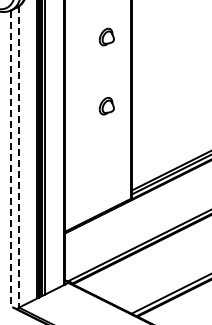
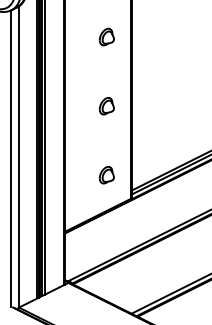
line: dashed -> solid (18, 157)
line: dashed -> solid (10, 159)
part: none -> present (106, 175)
